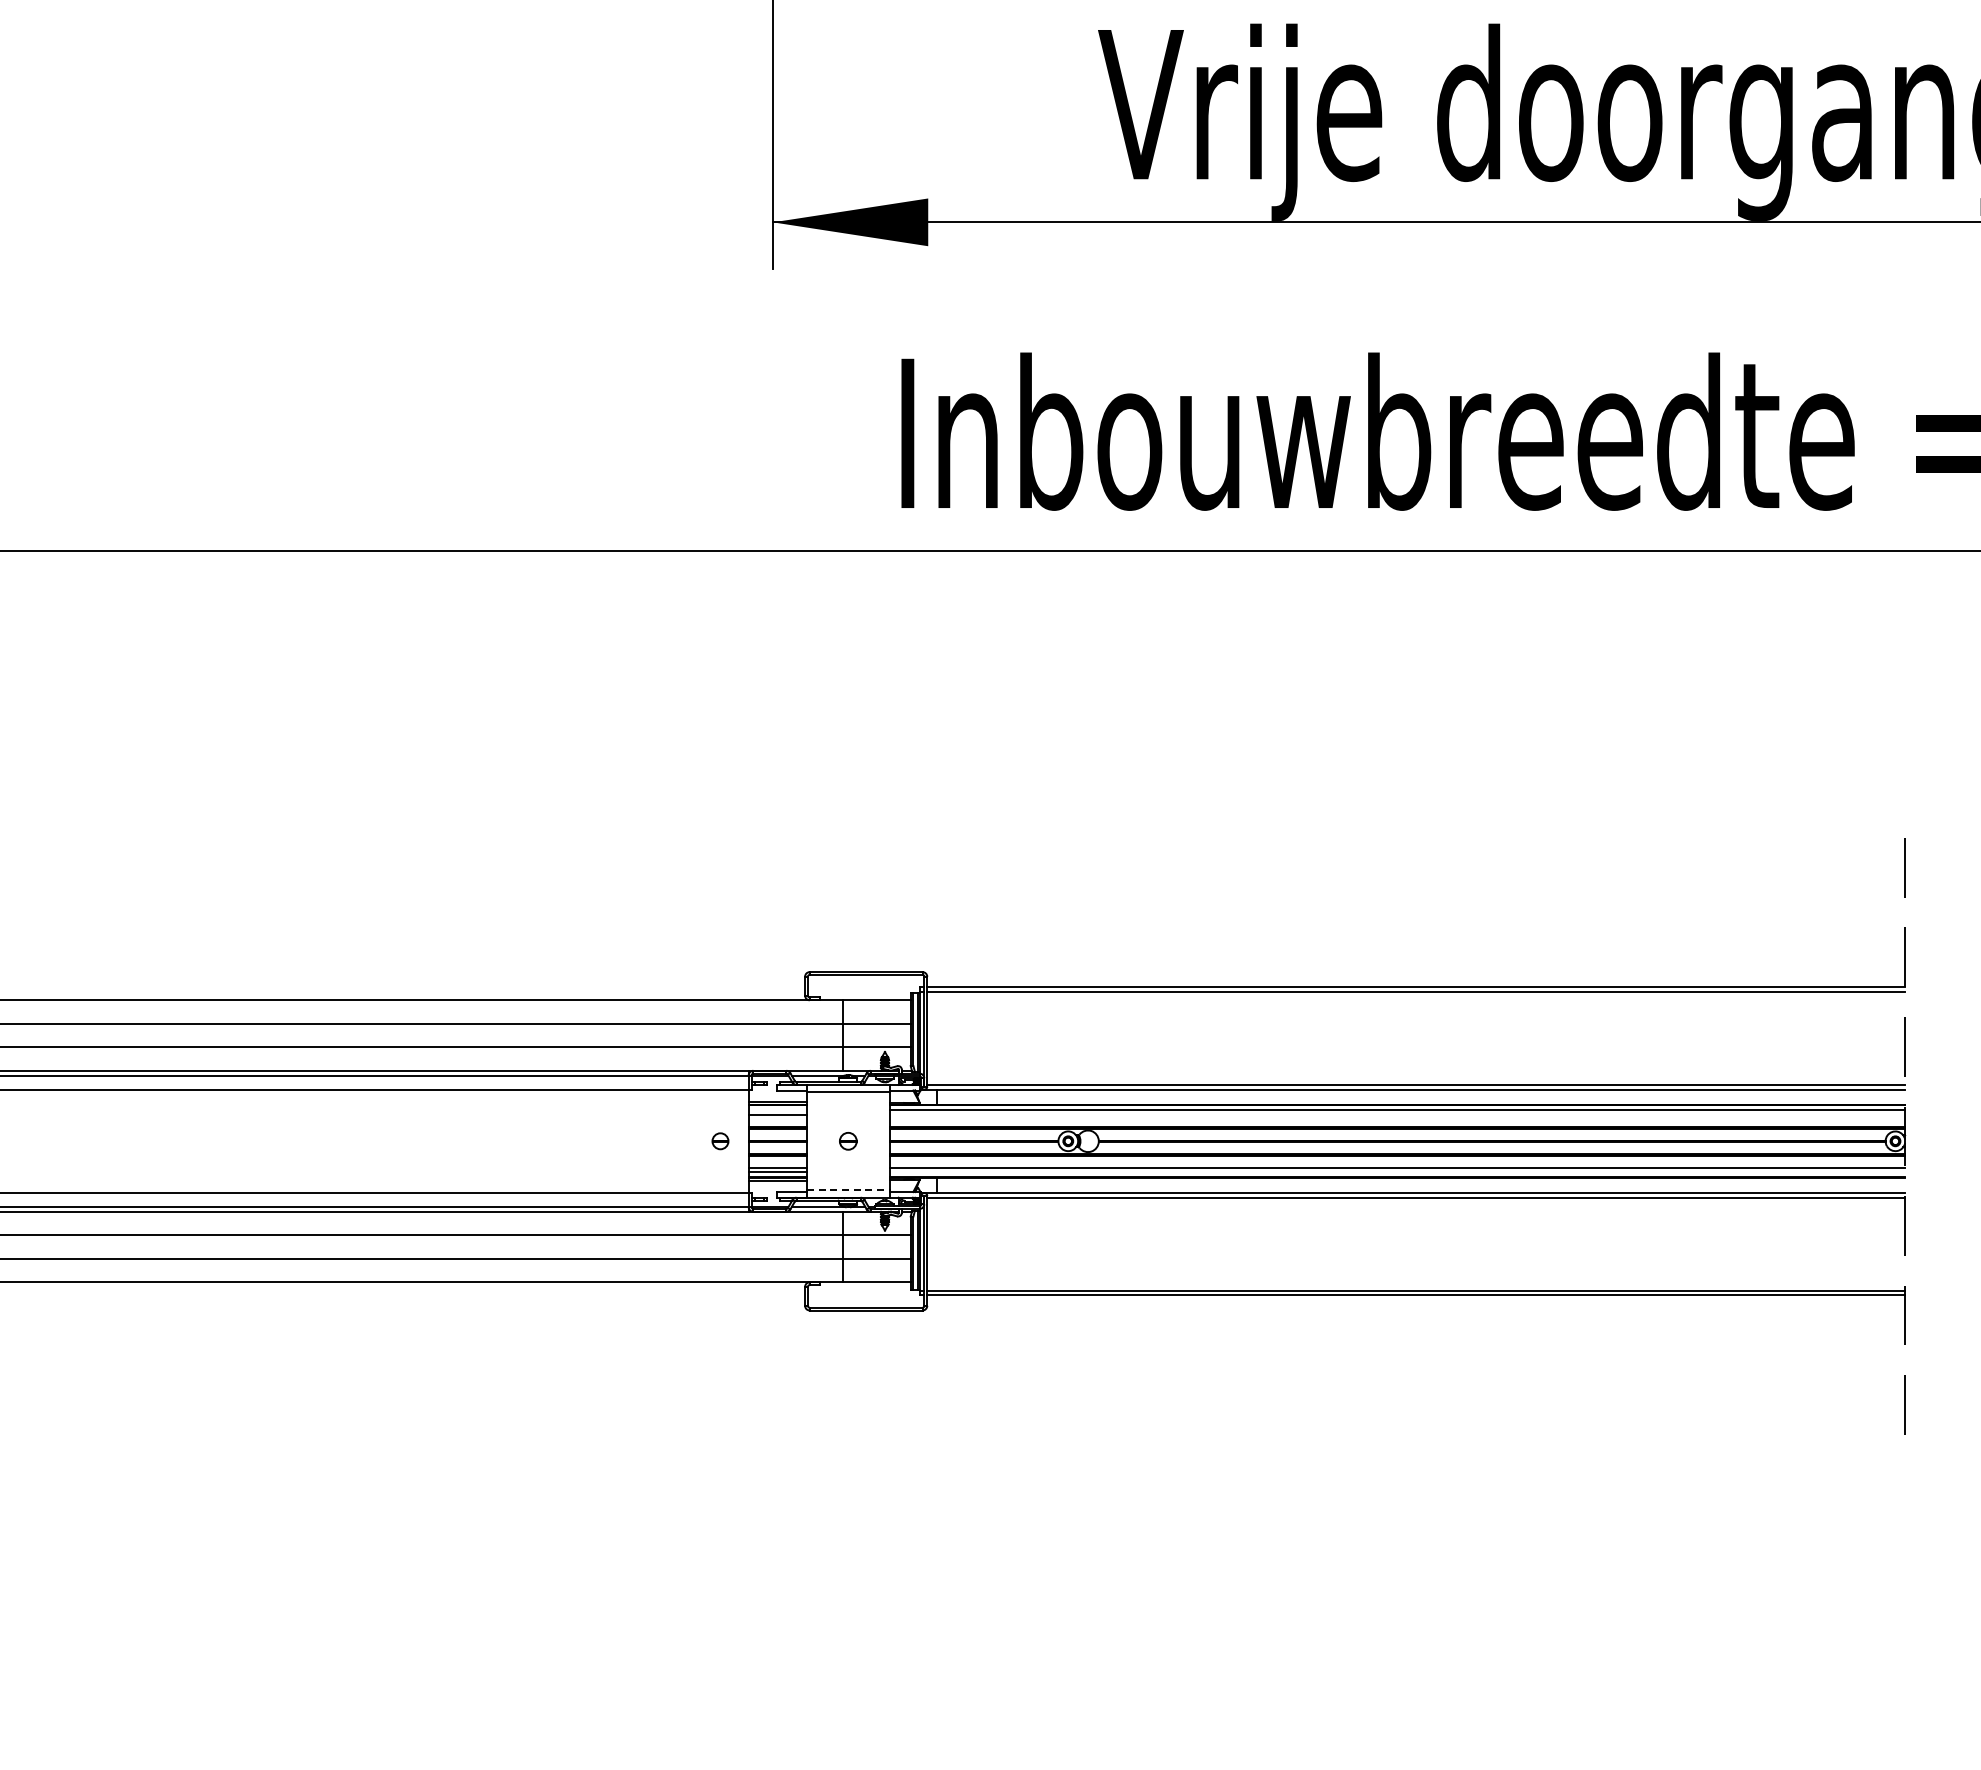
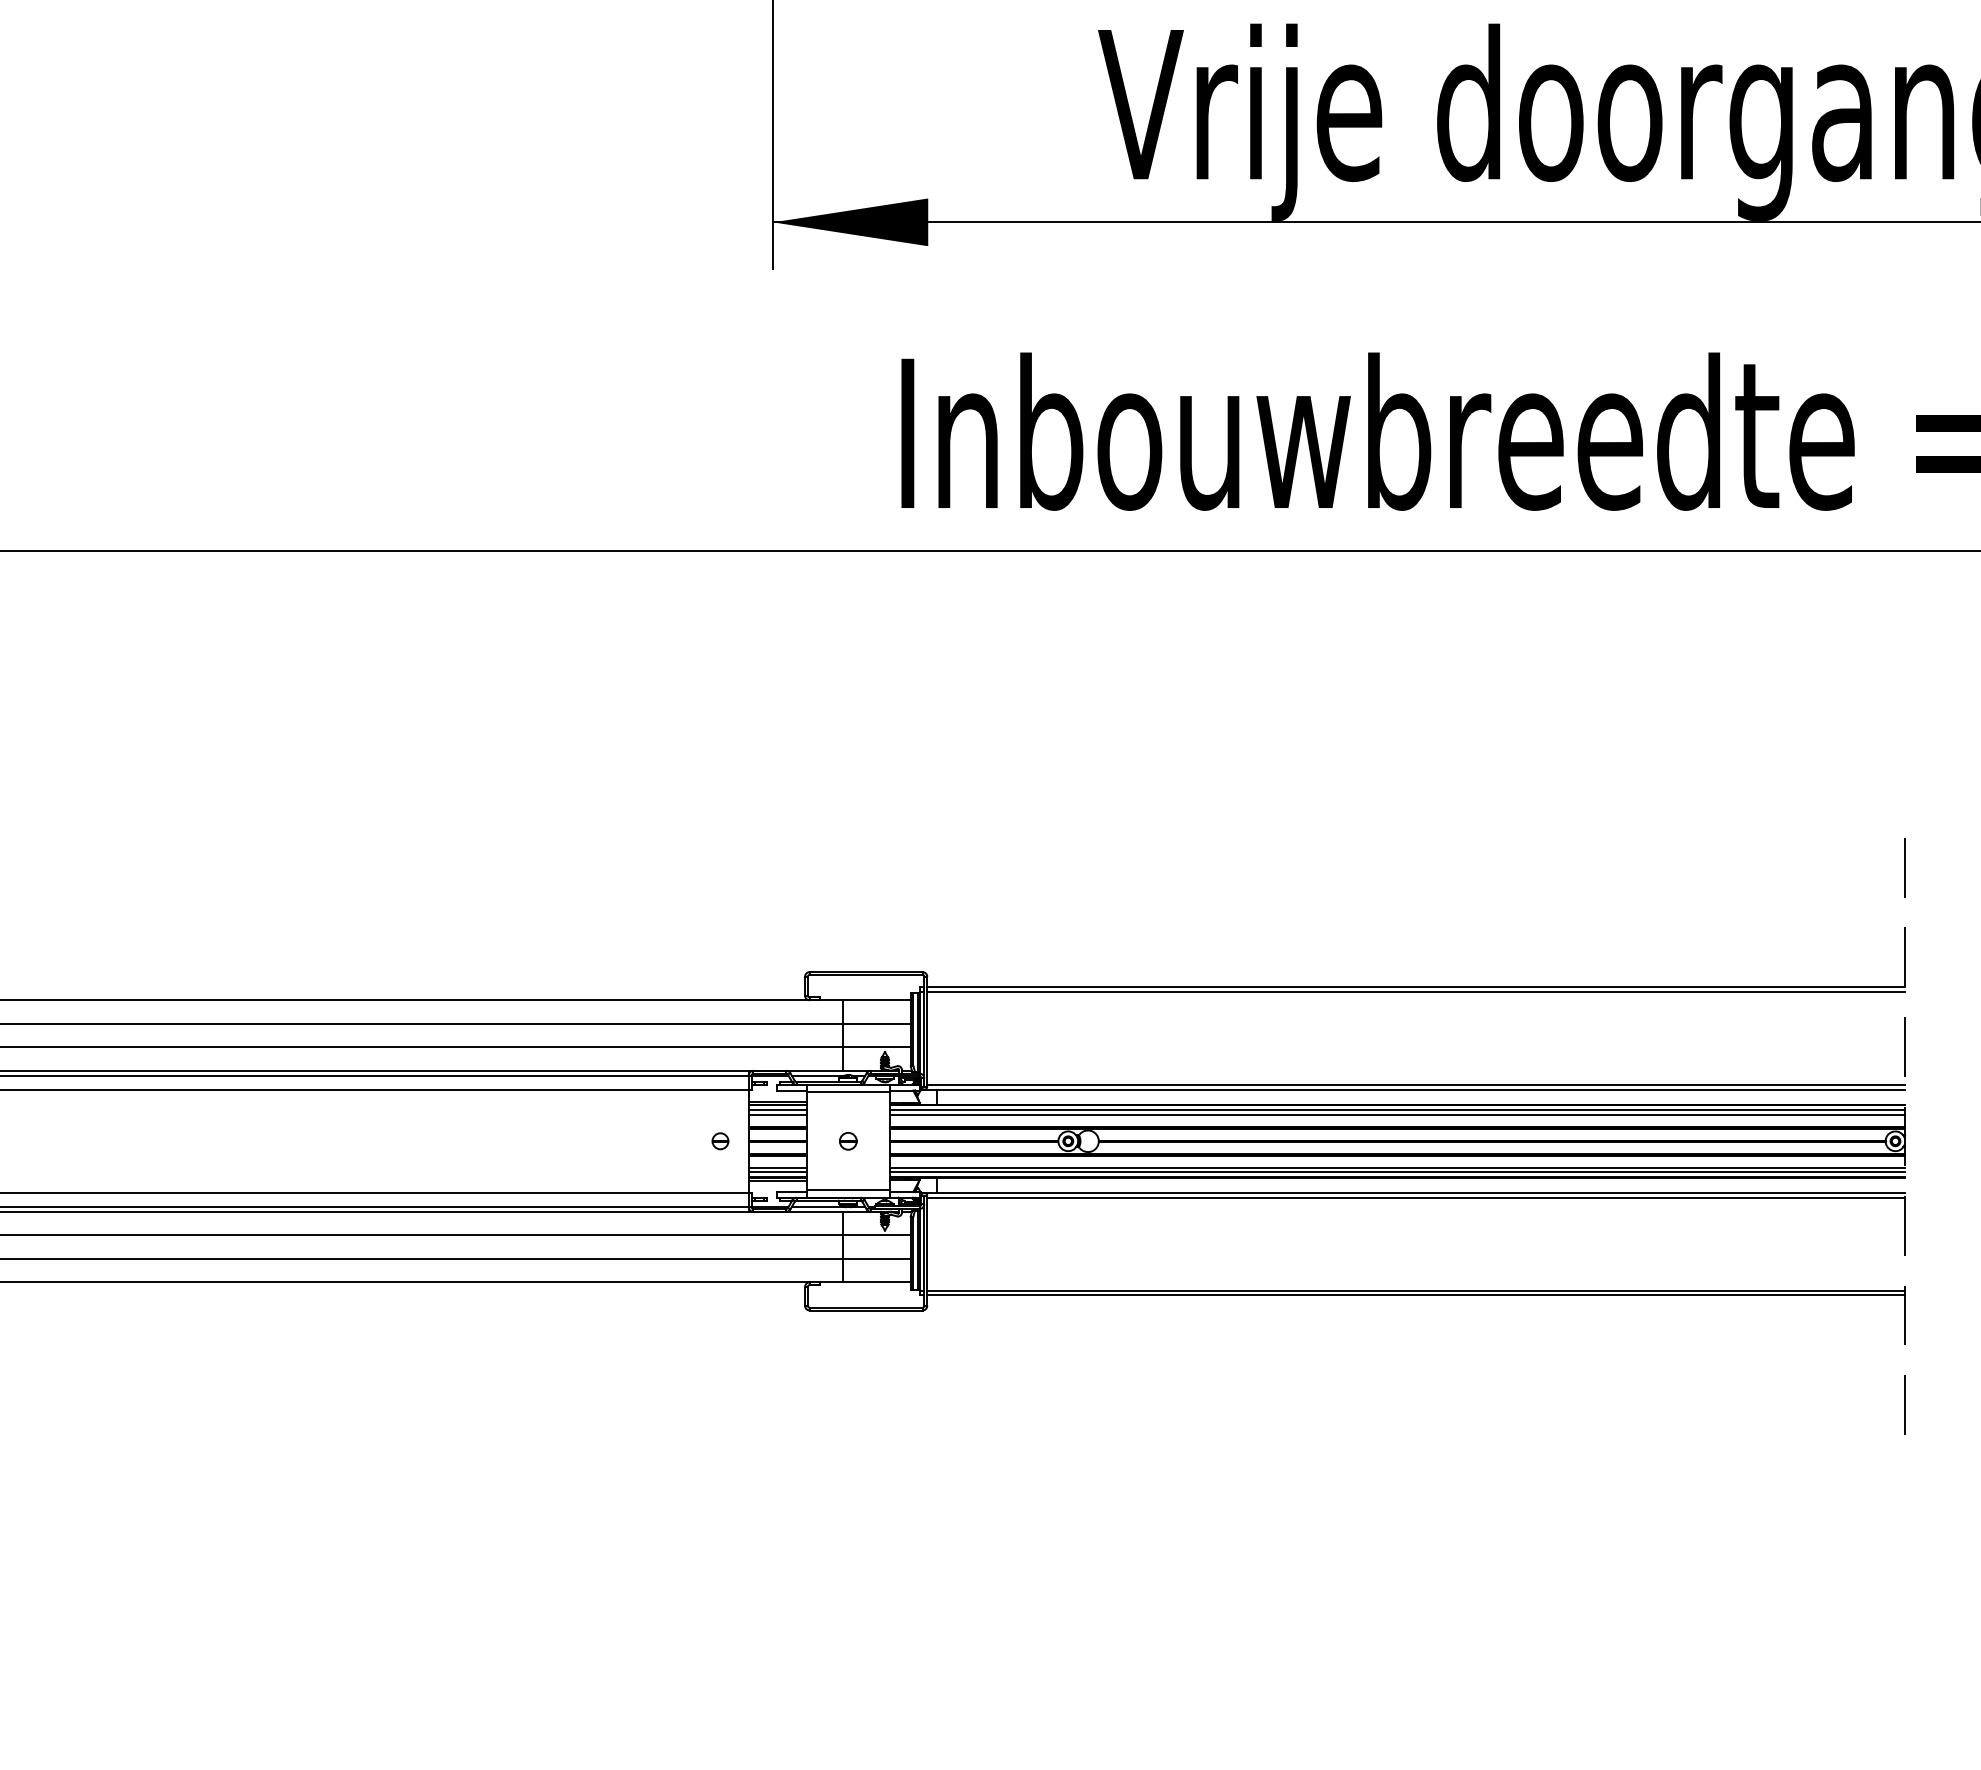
line: none -> present (777, 1110)
line: none -> present (1397, 1114)
line: none -> present (1397, 1172)
line: dashed -> solid (848, 1190)
